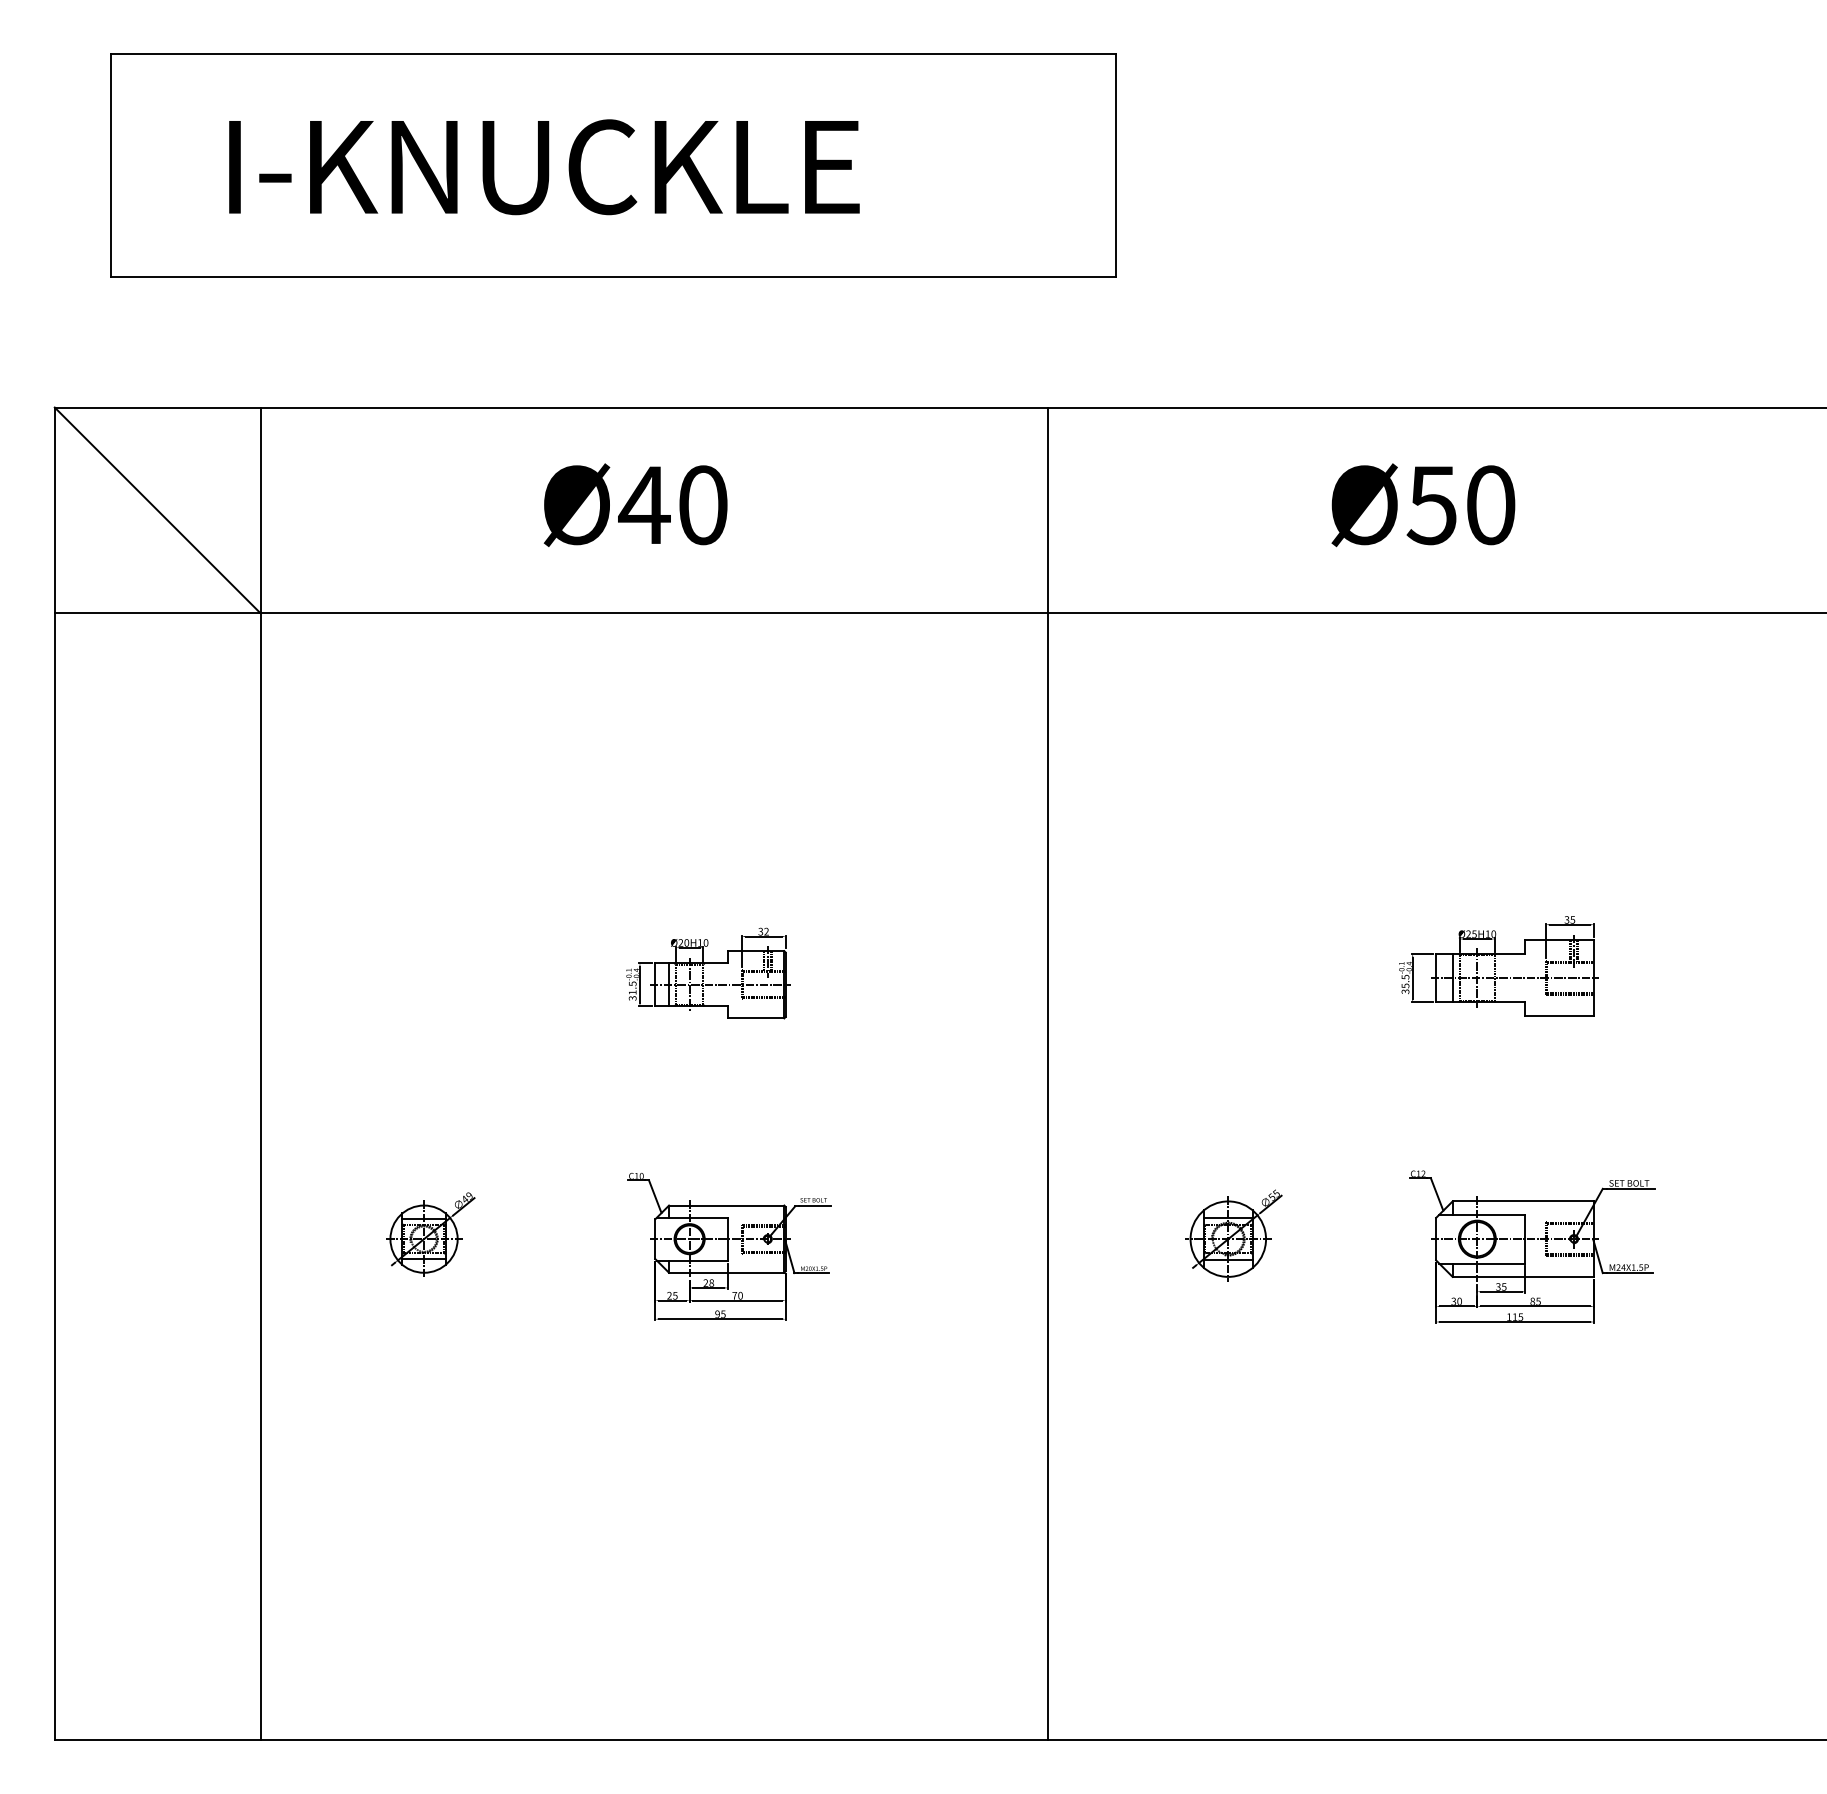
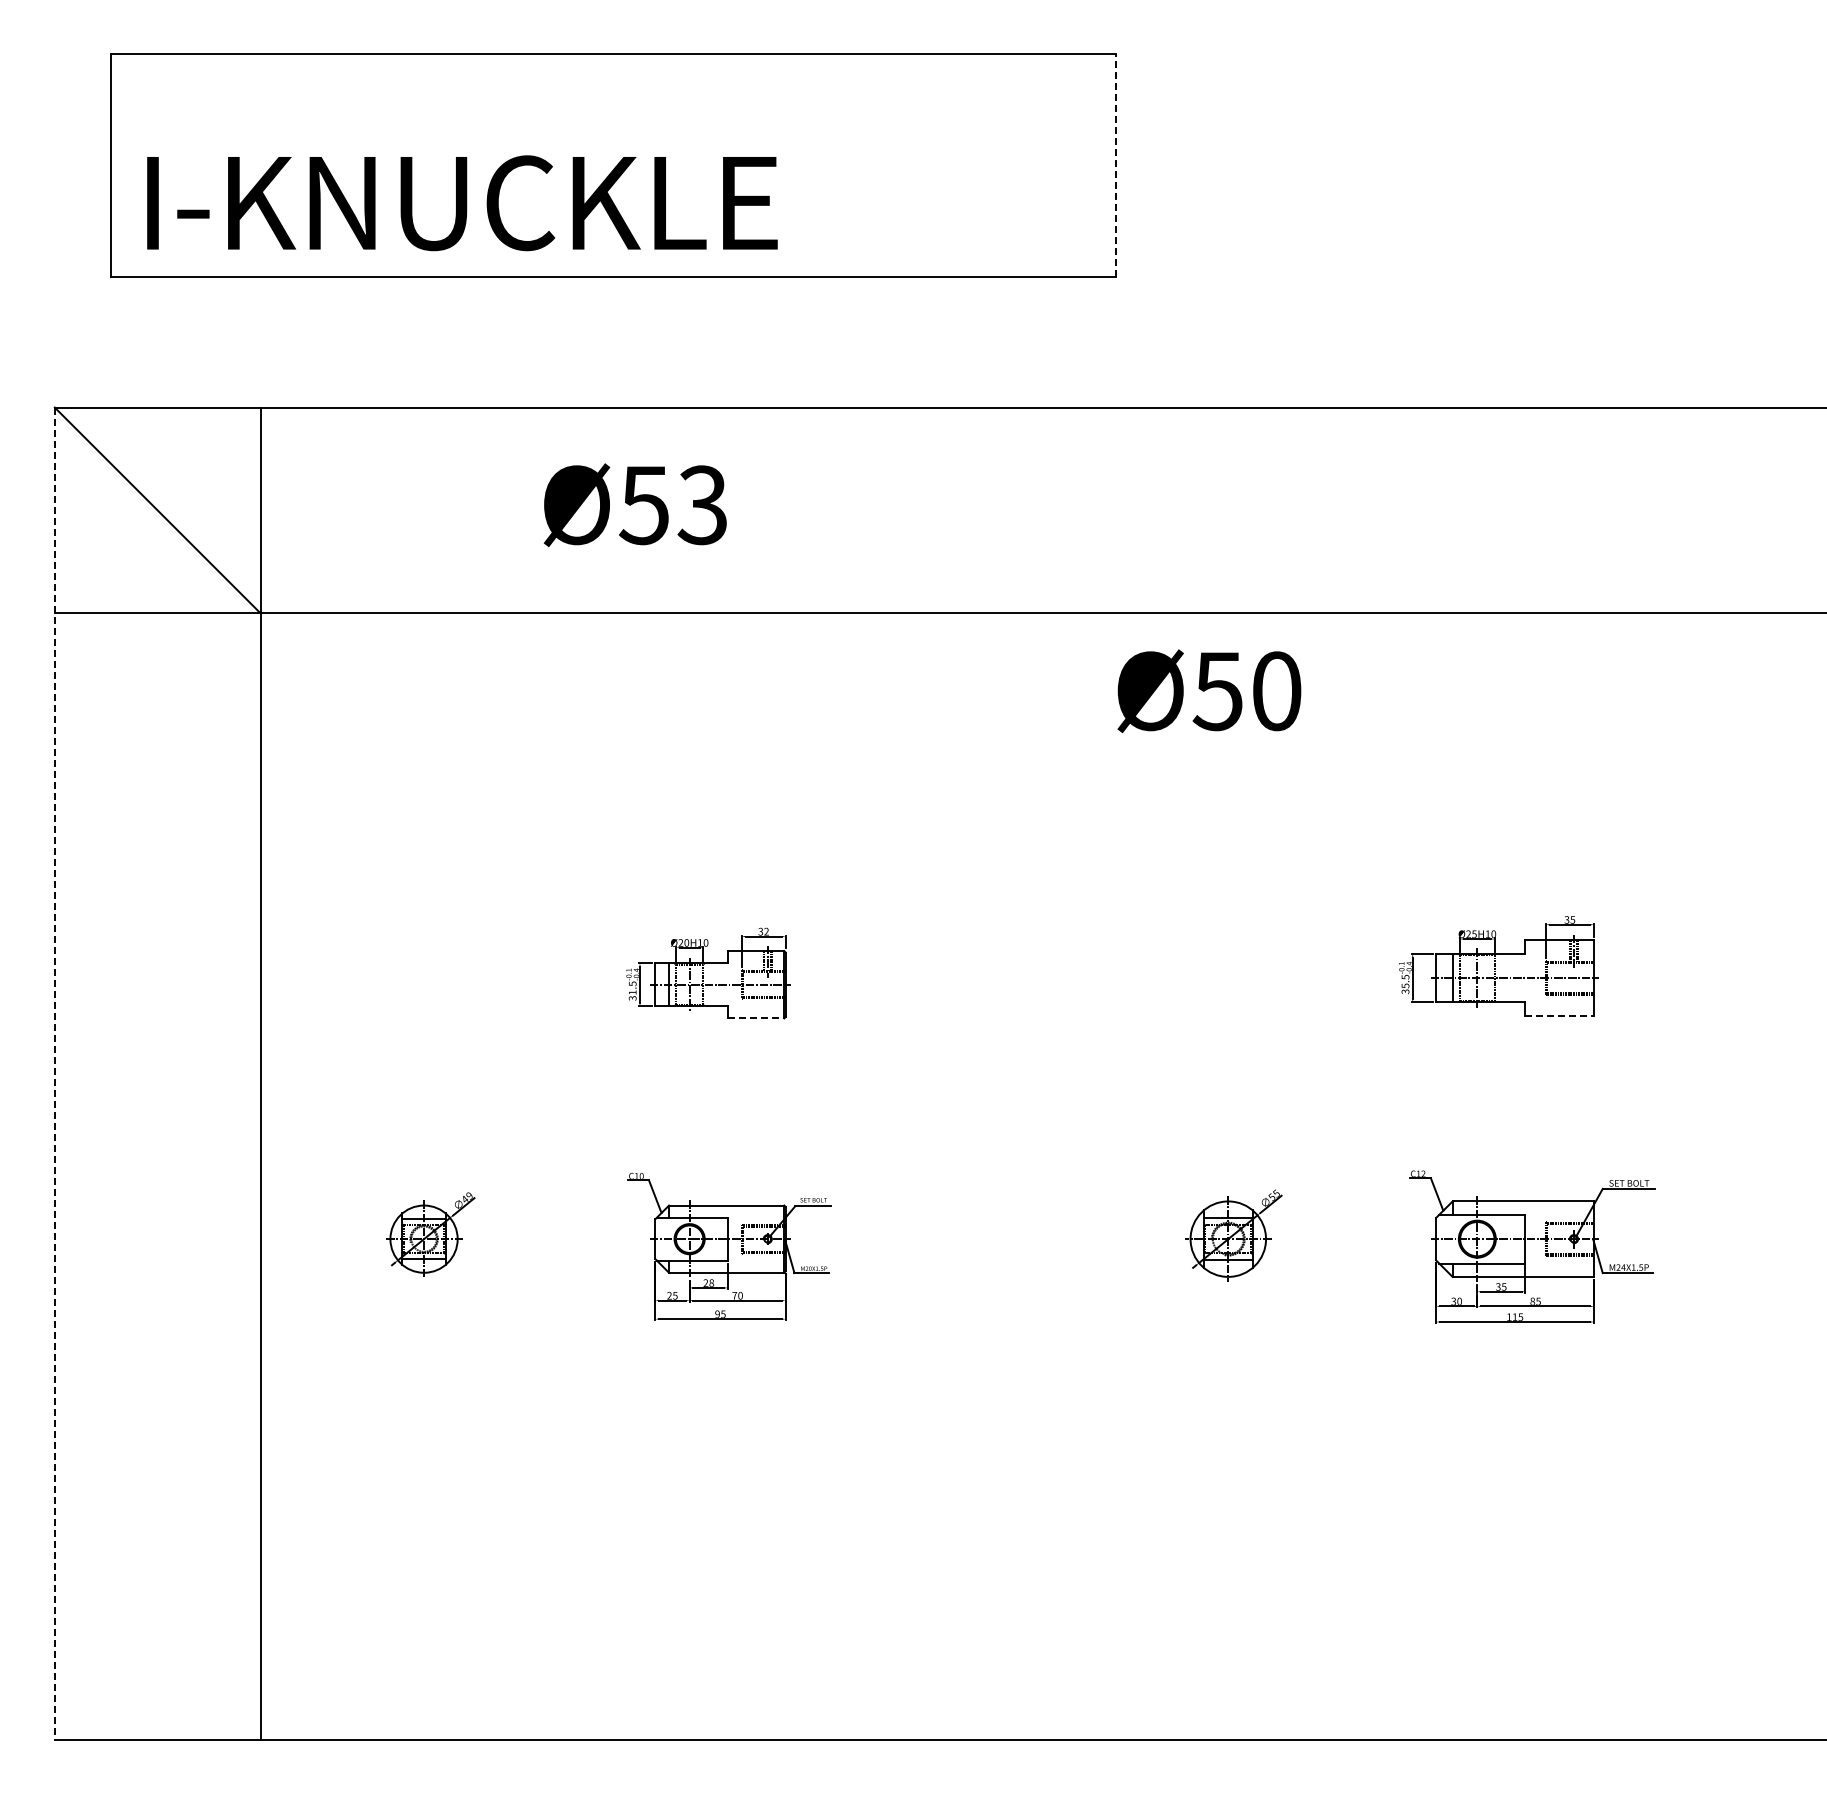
line: solid -> dashed (1116, 165)
text position: (544, 167) -> (462, 203) (462, 203)
text: Ø40 -> Ø53 (672, 505)
text position: (1423, 505) -> (1209, 691) (1209, 691)
line: solid -> dashed (1560, 1015)
line: solid -> dashed (756, 1018)
line: present -> none (1048, 1073)
line: solid -> dashed (54, 1074)
